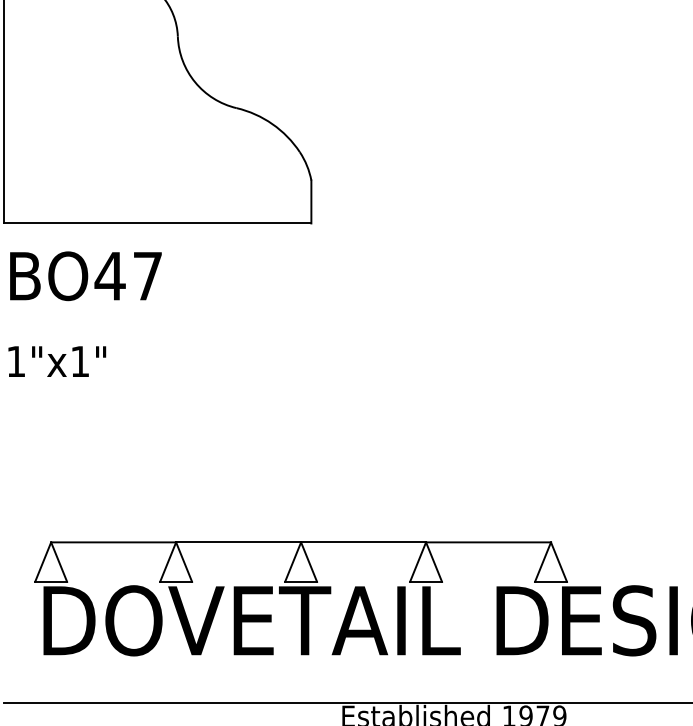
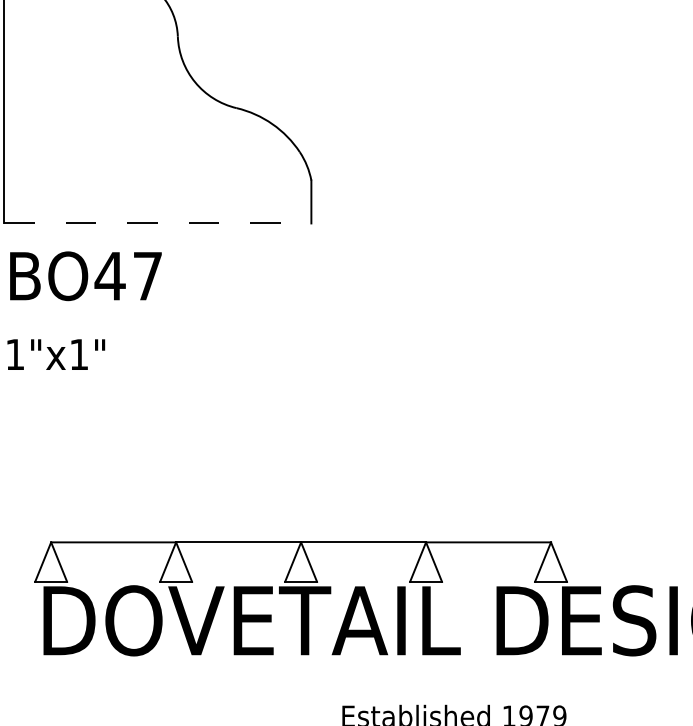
line: solid -> dashed (157, 223)
text position: (57, 361) -> (56, 354) (56, 354)
line: present -> none (346, 703)
